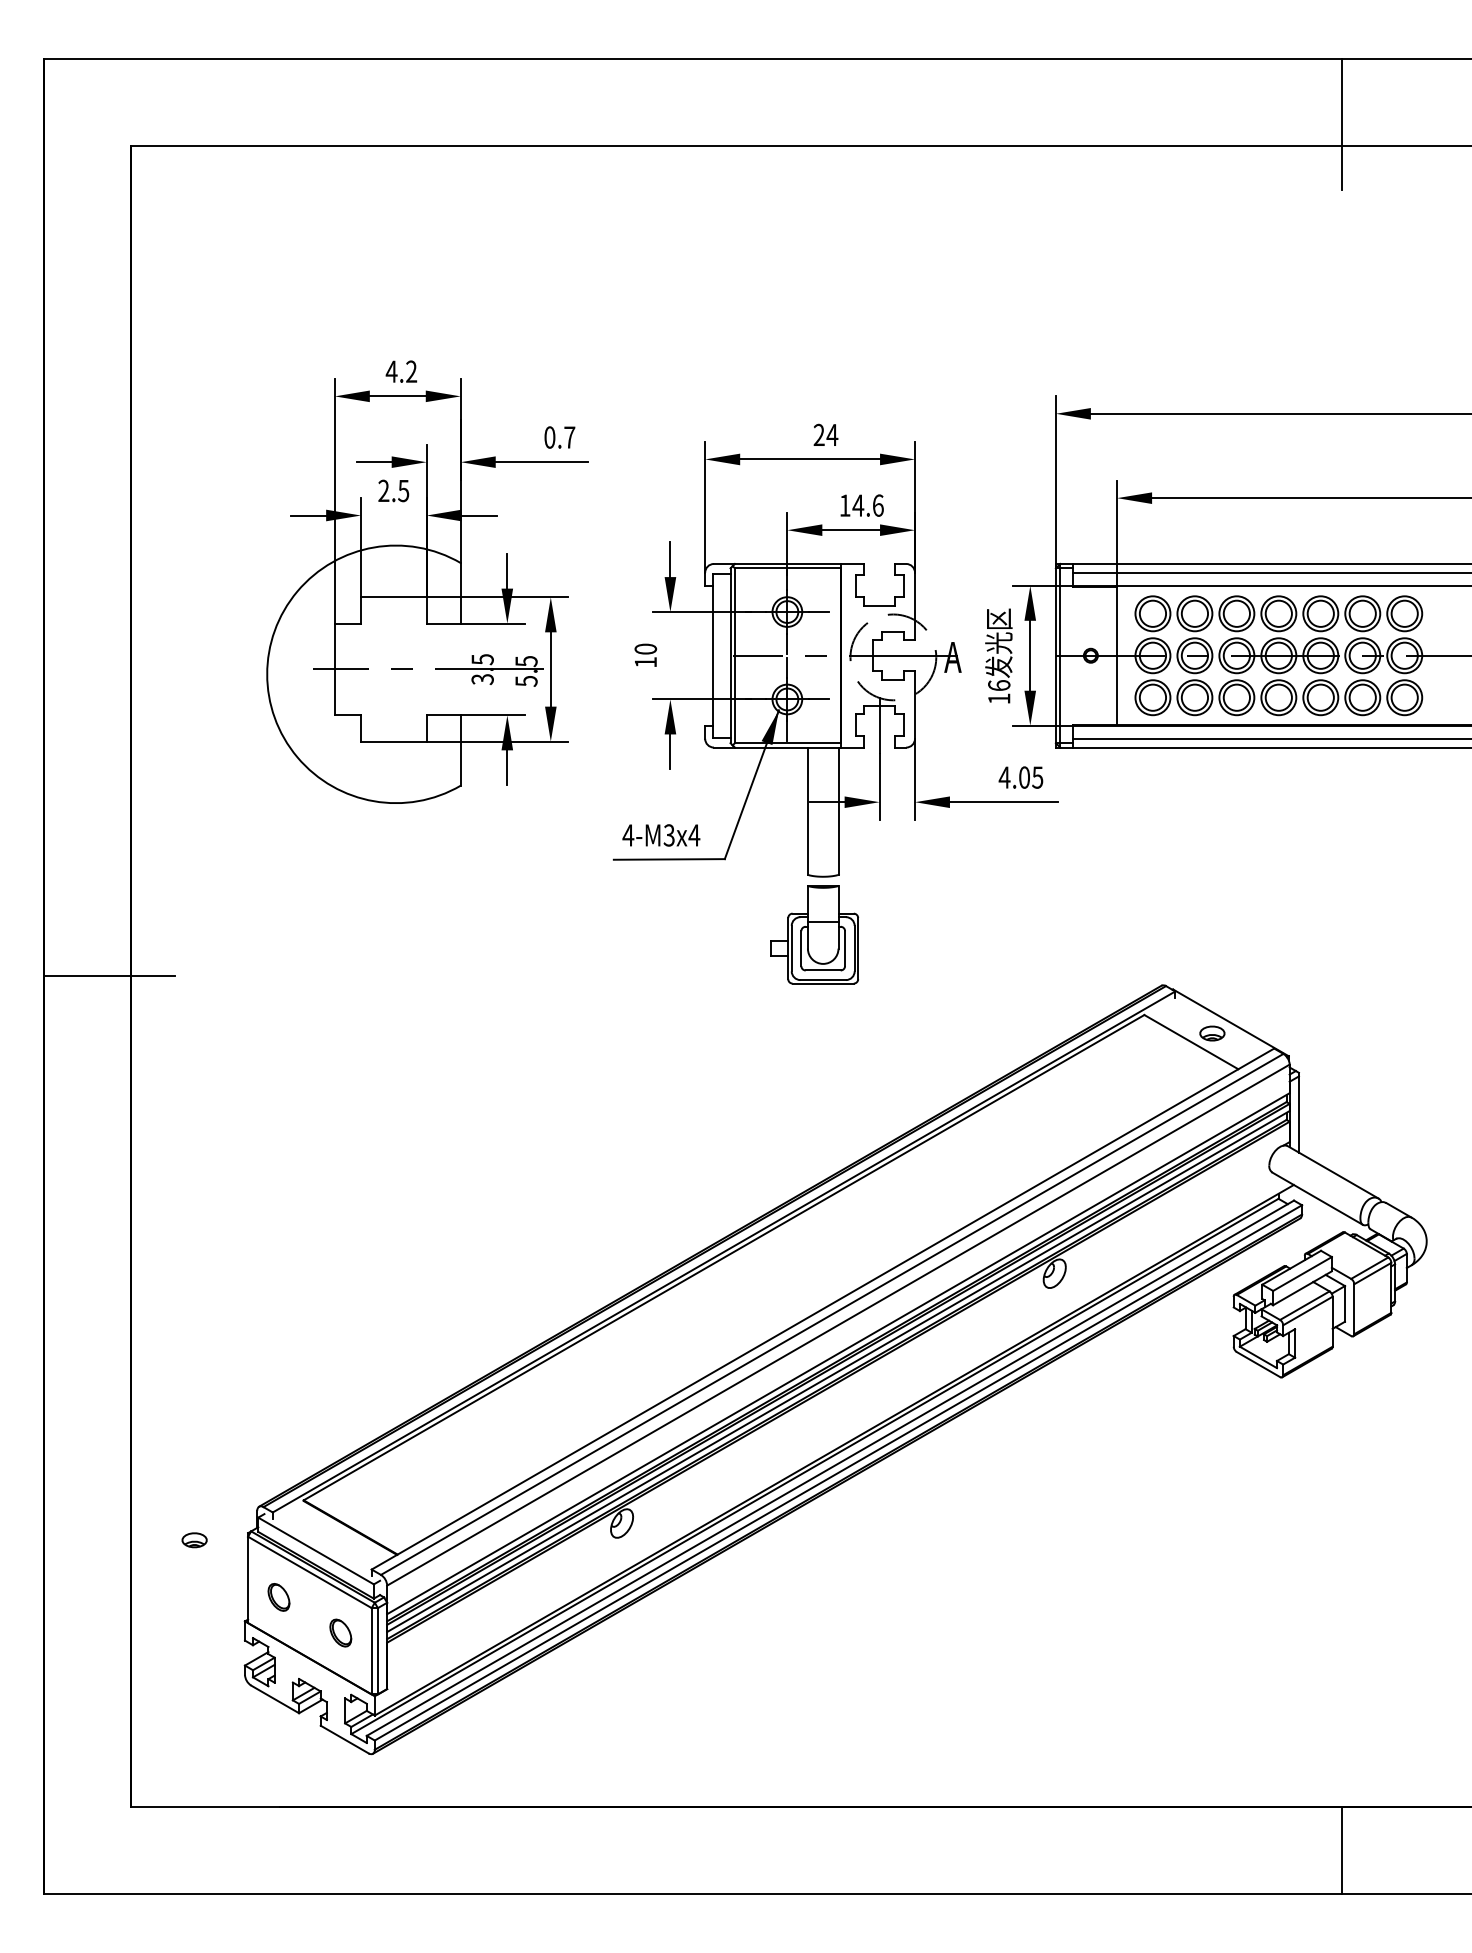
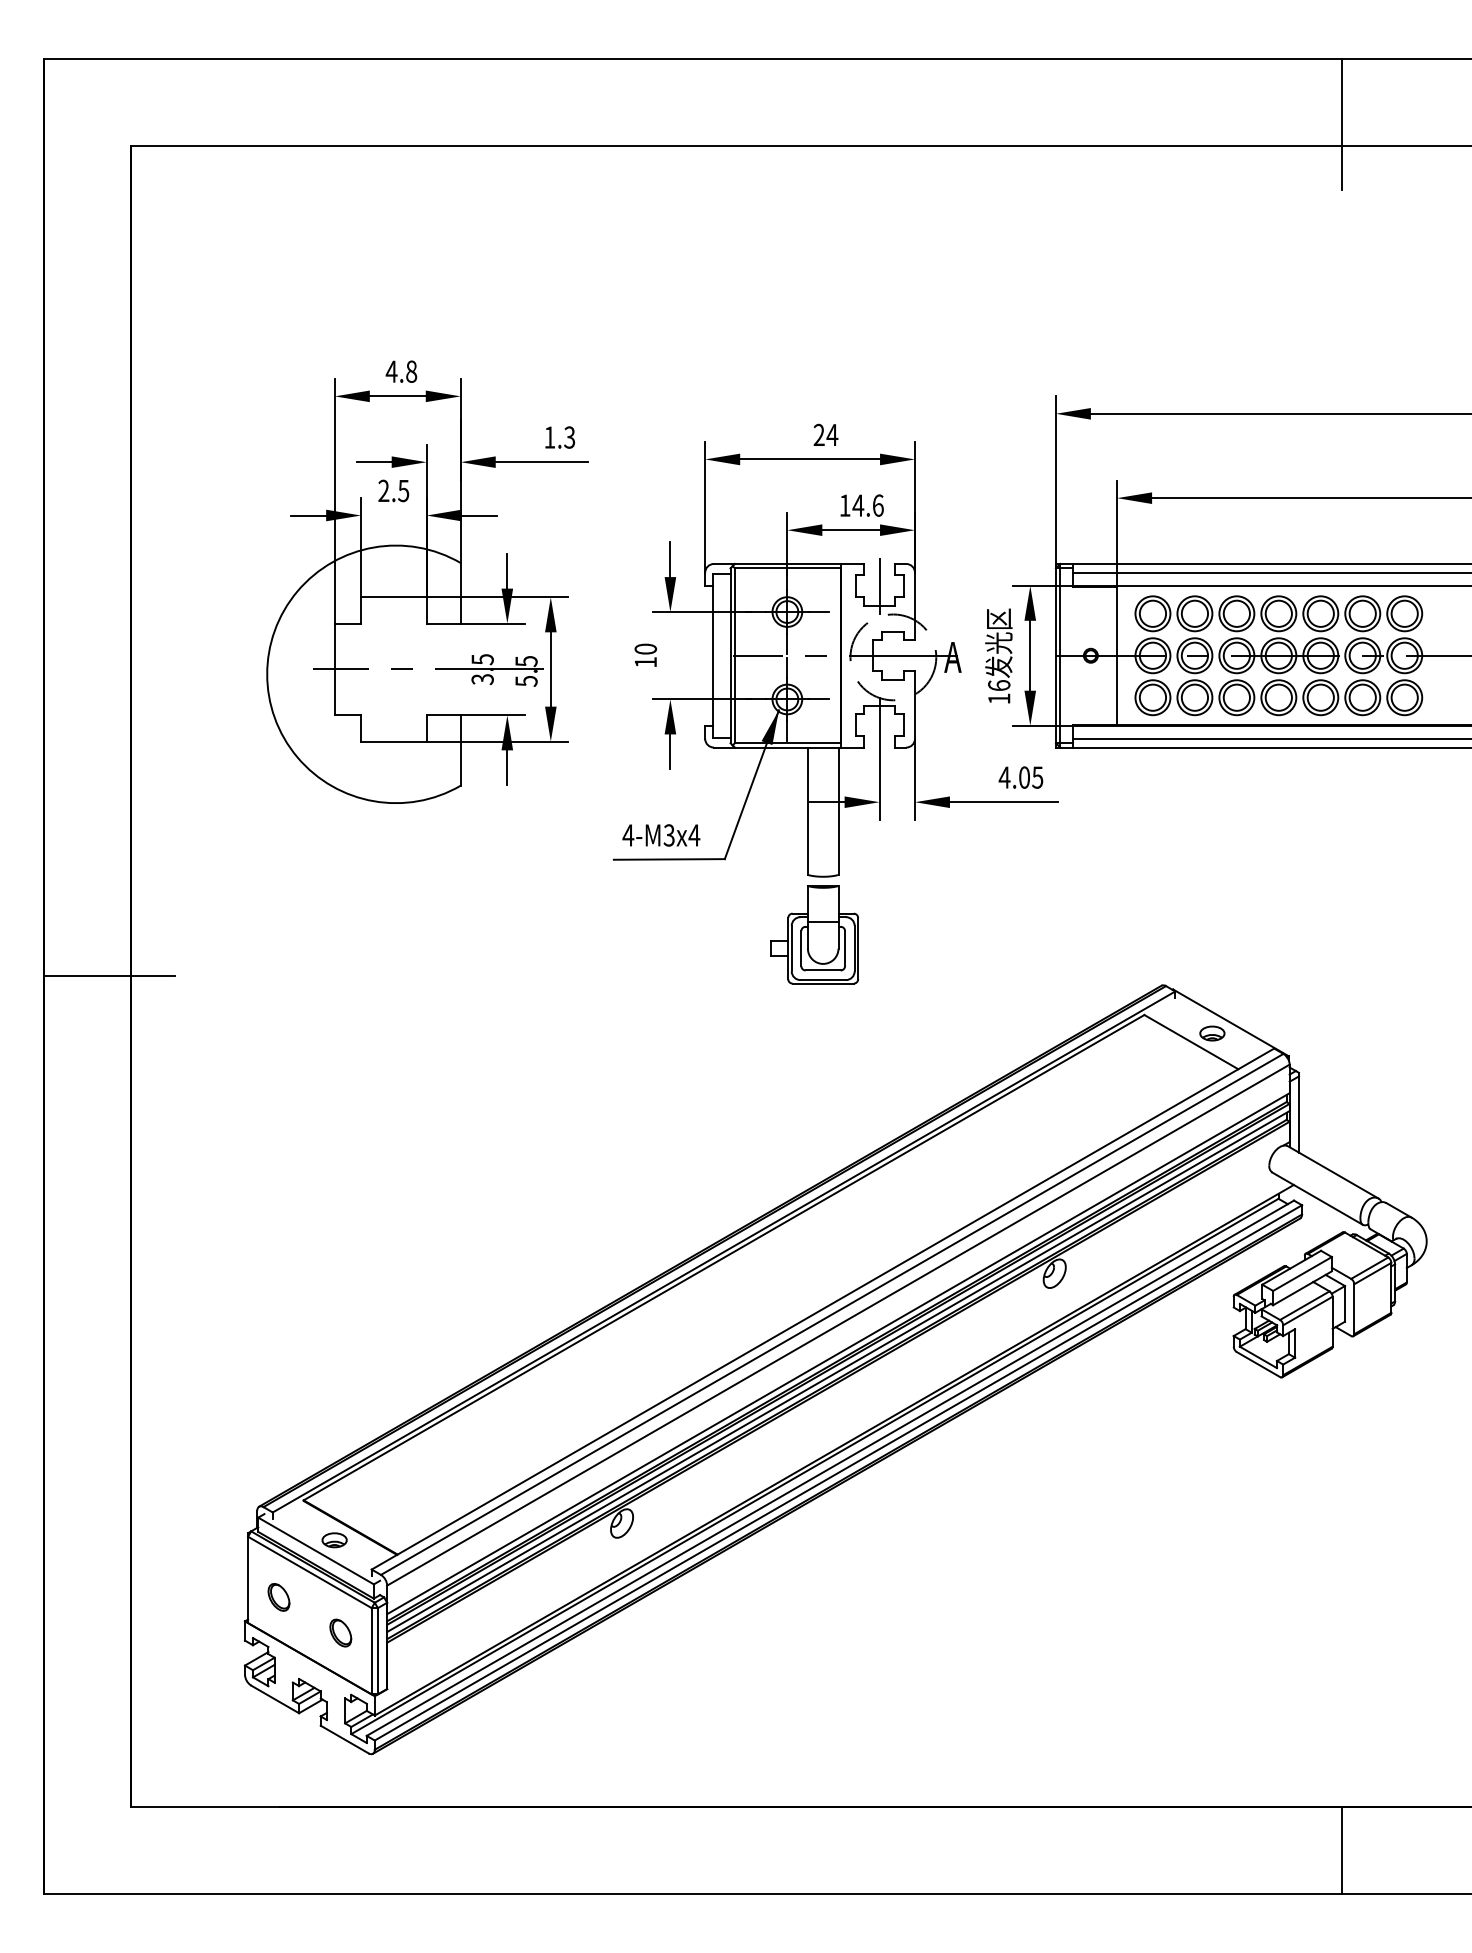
text: 4.2 -> 4.8 (411, 371)
text: 0.7 -> 1.3 (559, 437)
line: none -> present (879, 585)
part position: (194, 1540) -> (334, 1540) (334, 1540)
